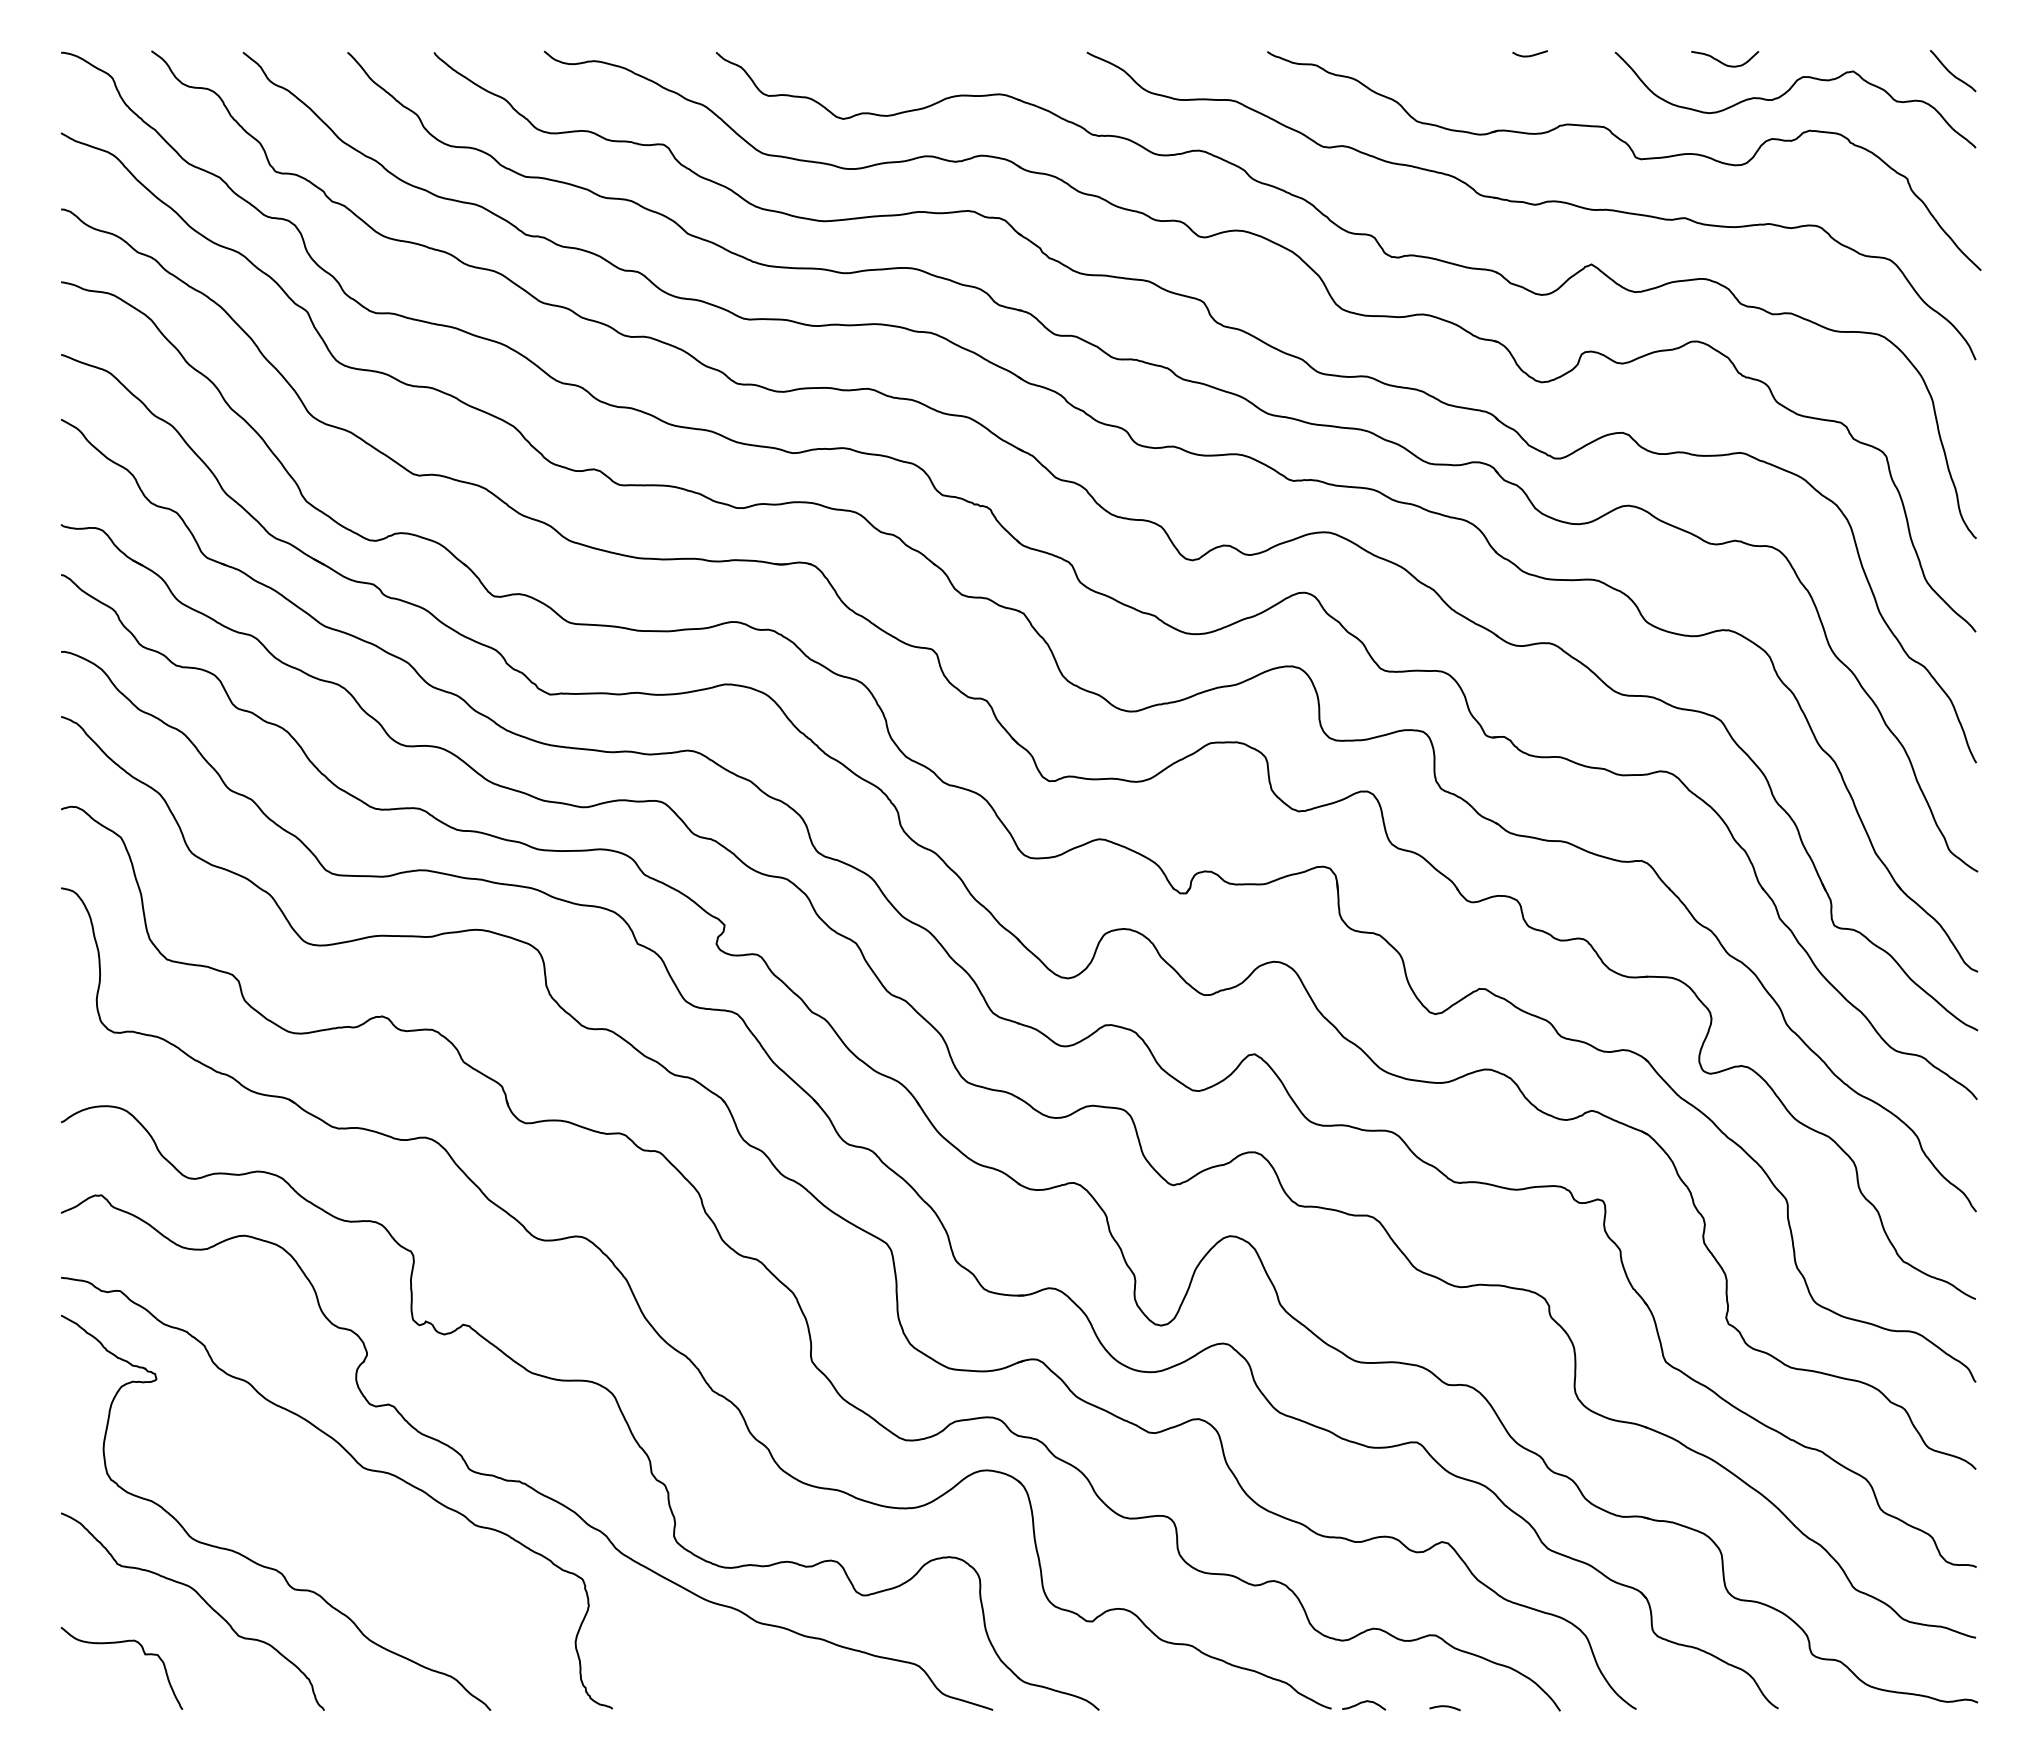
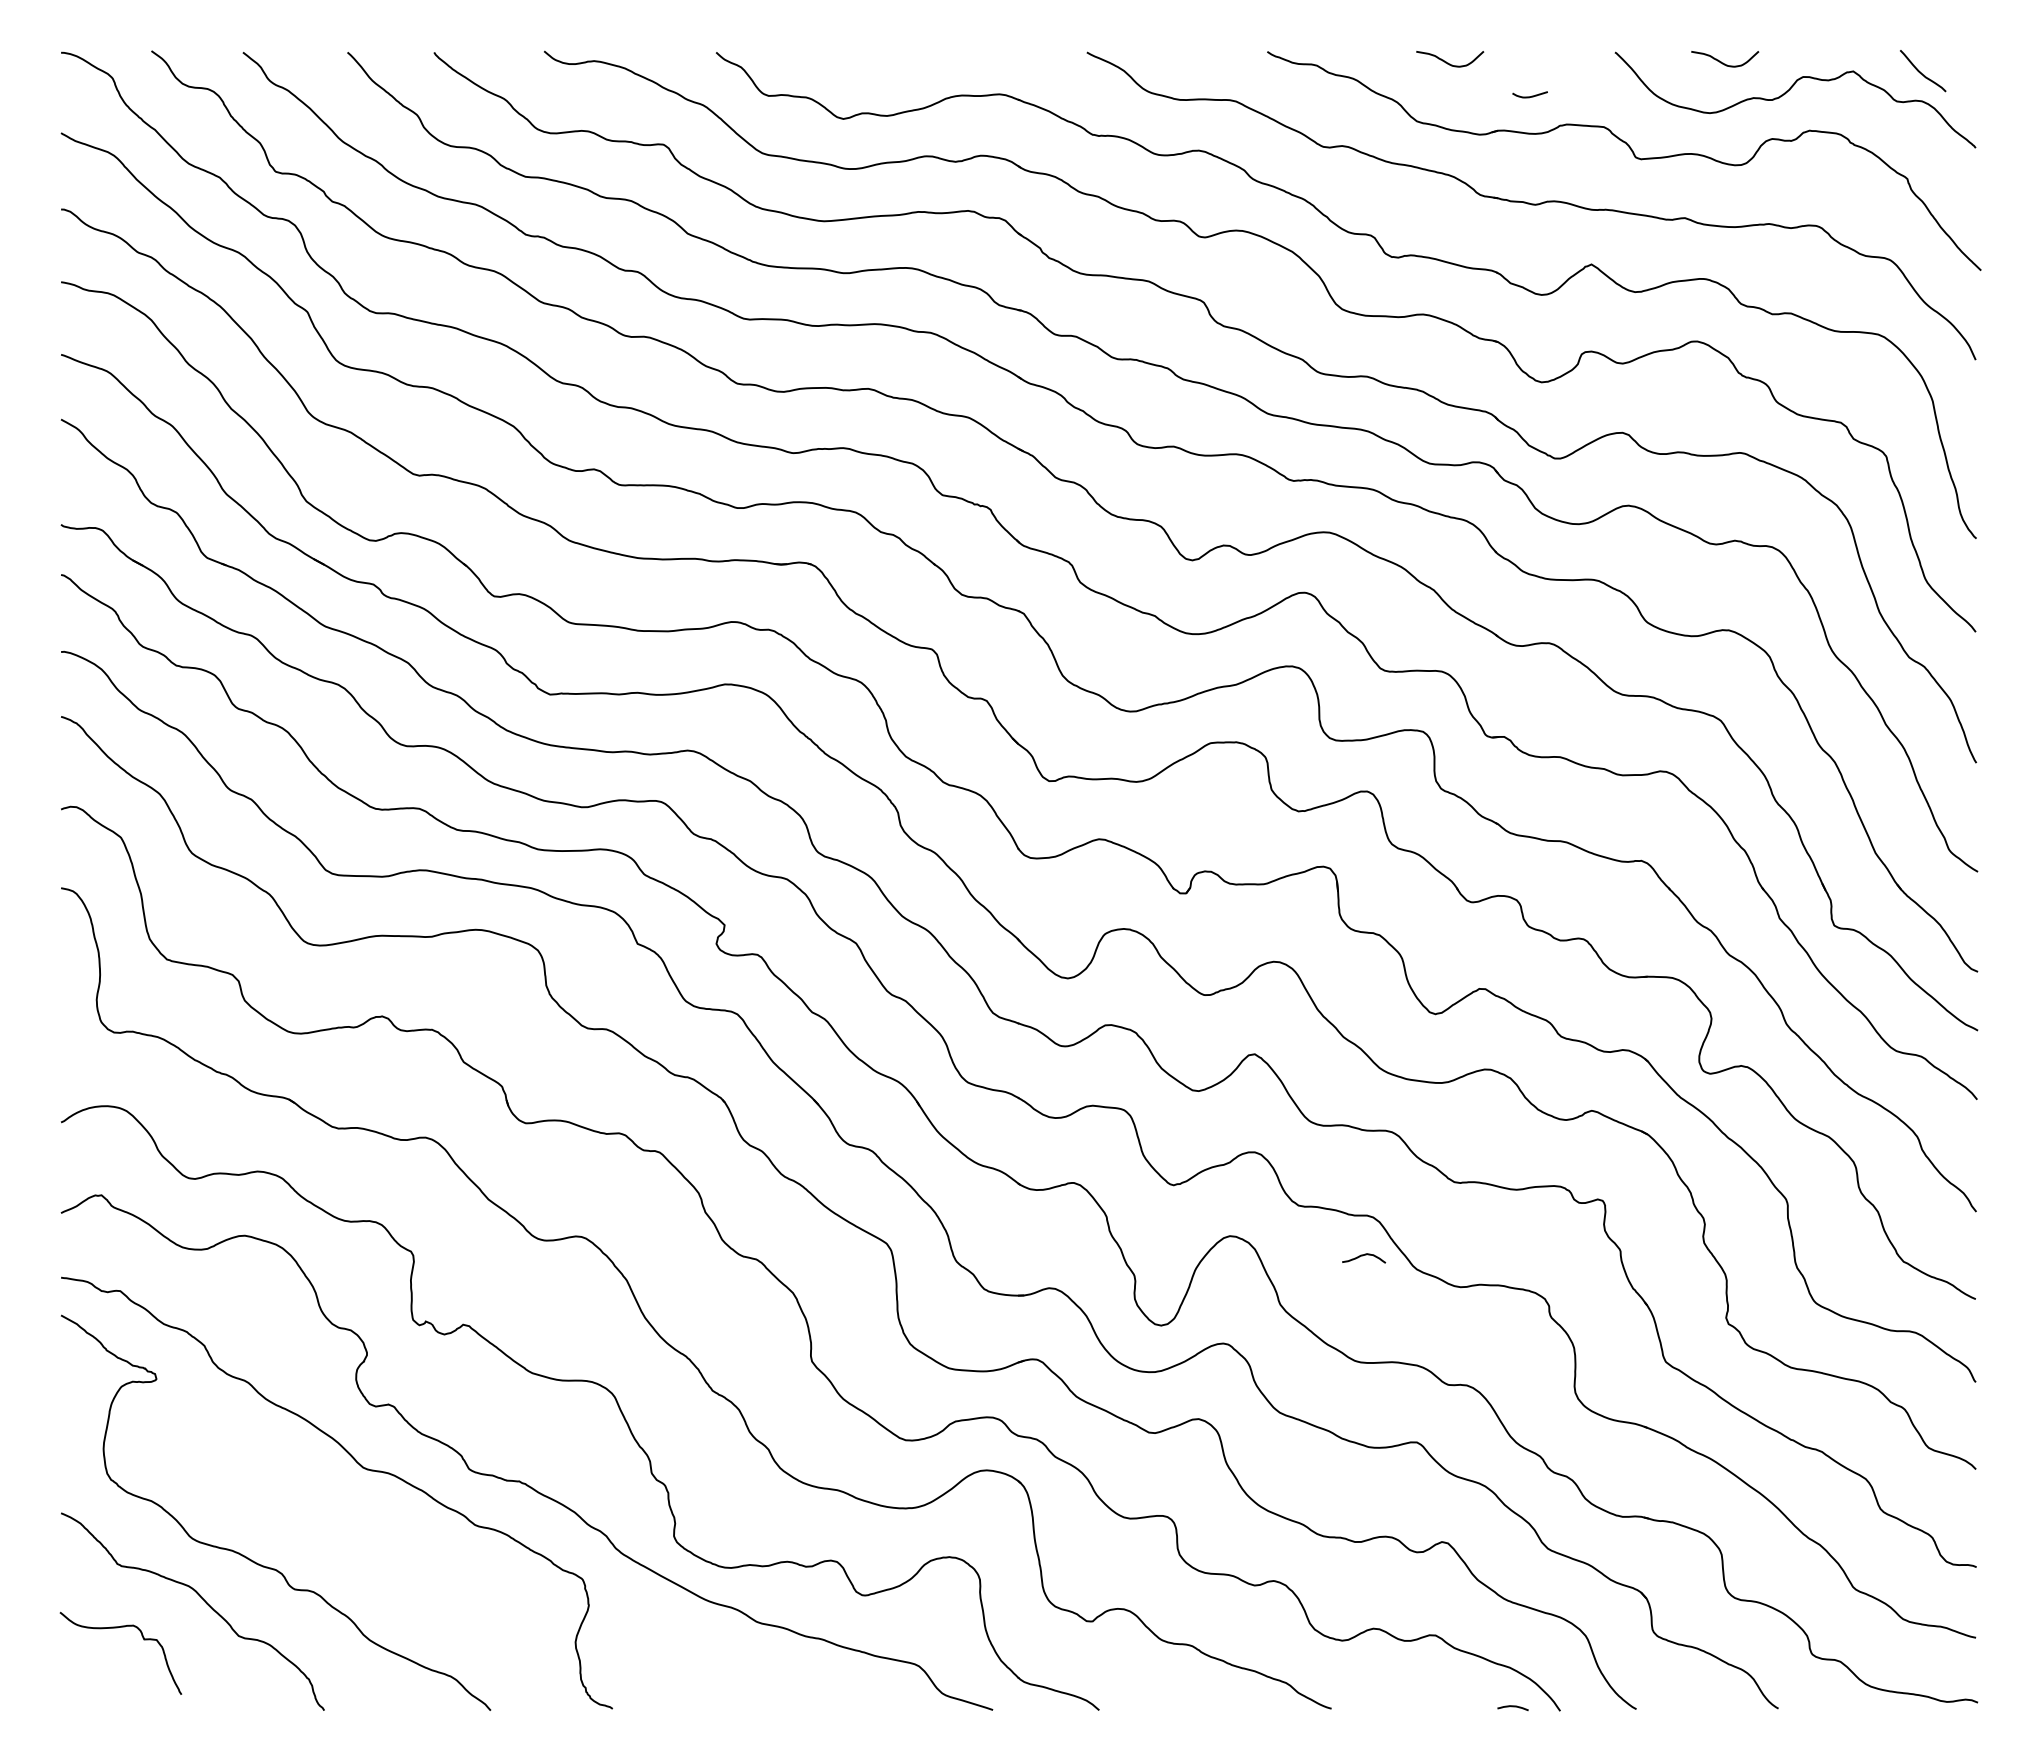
curve position: (1529, 55) -> (1529, 96) (1529, 96)
curve: none -> present (1448, 62)
curve position: (1951, 72) -> (1921, 72) (1921, 72)
curve position: (118, 1643) -> (117, 1628) (117, 1628)
curve position: (1362, 1703) -> (1362, 1256) (1362, 1256)
curve position: (1444, 1707) -> (1512, 1707) (1512, 1707)
